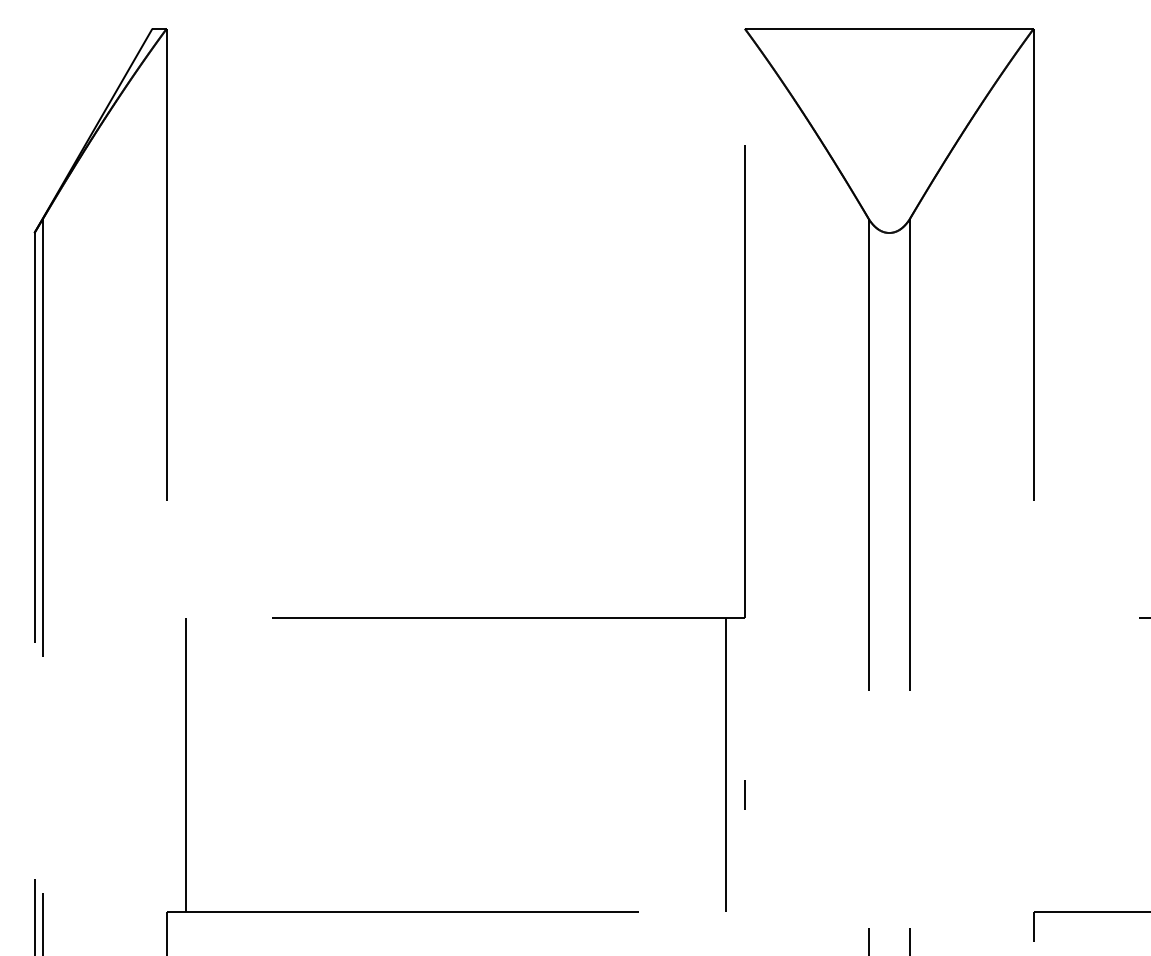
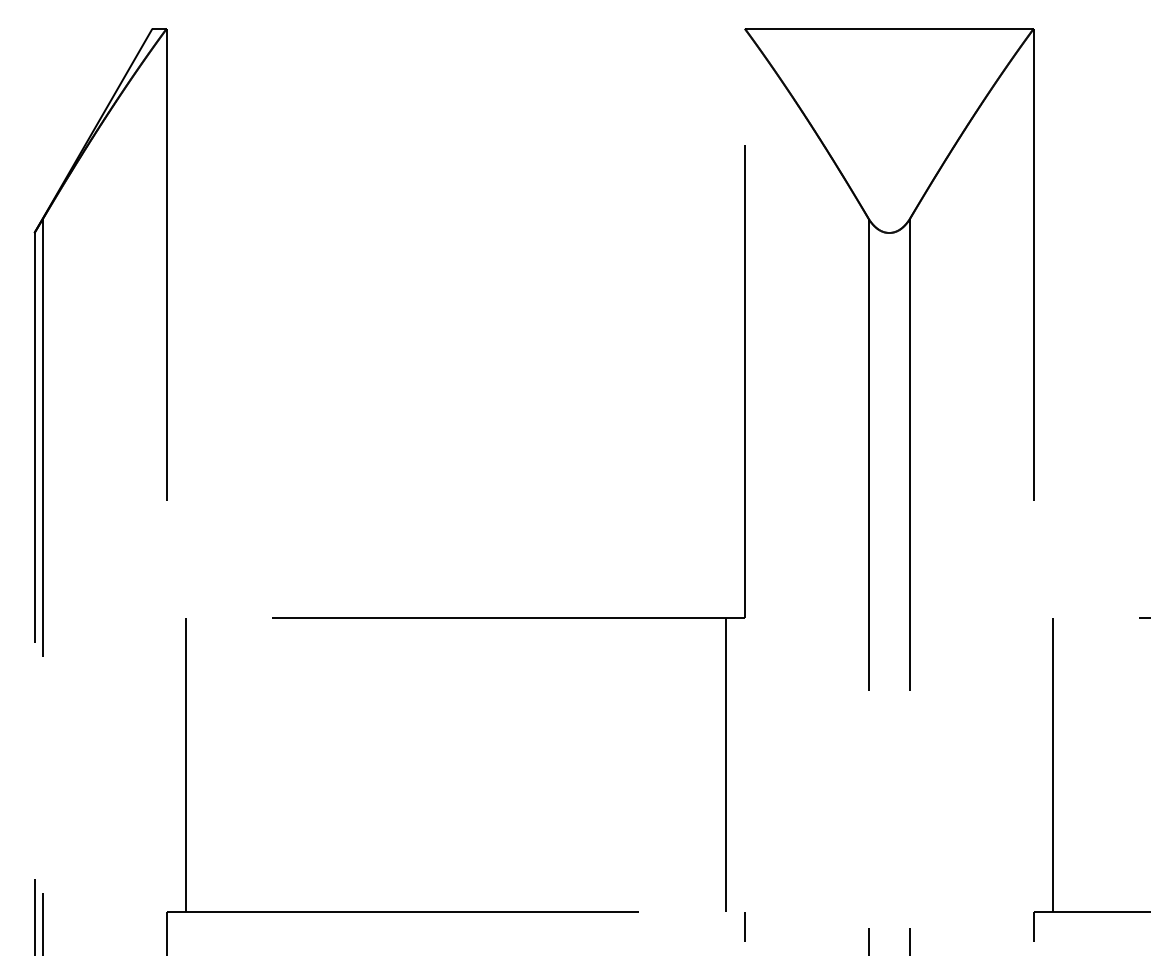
line: none -> present (1052, 764)
line position: (744, 794) -> (744, 926) (744, 926)
